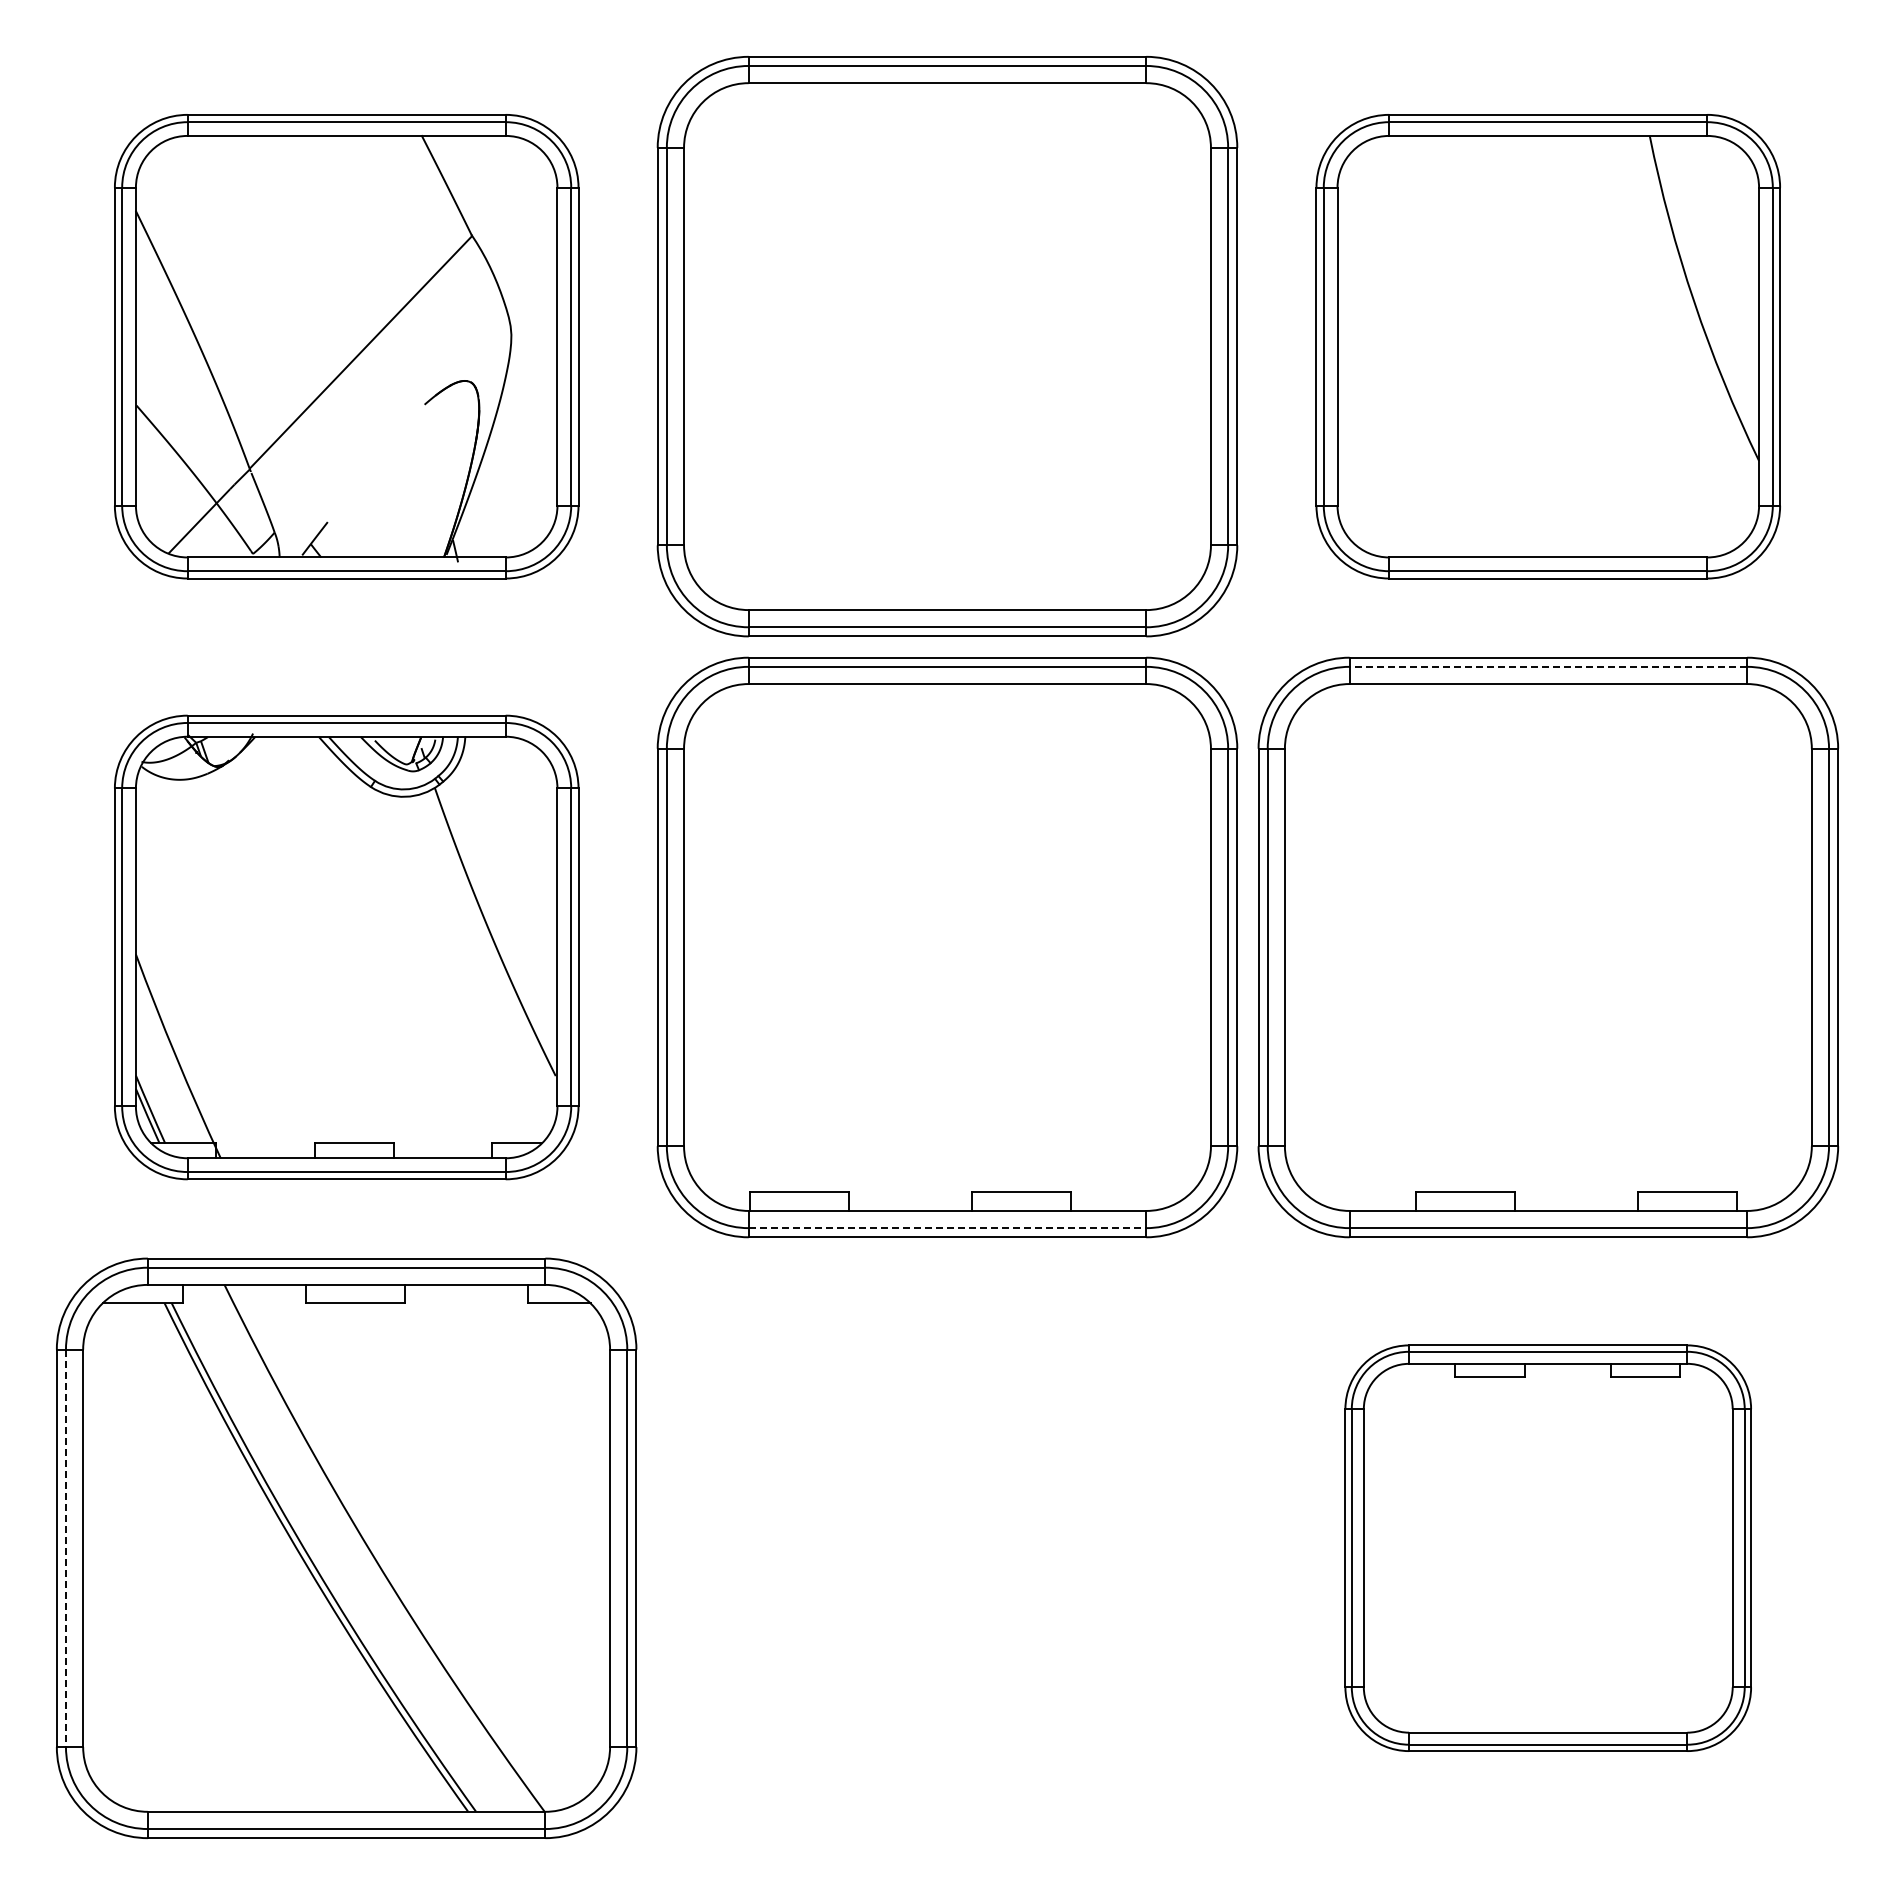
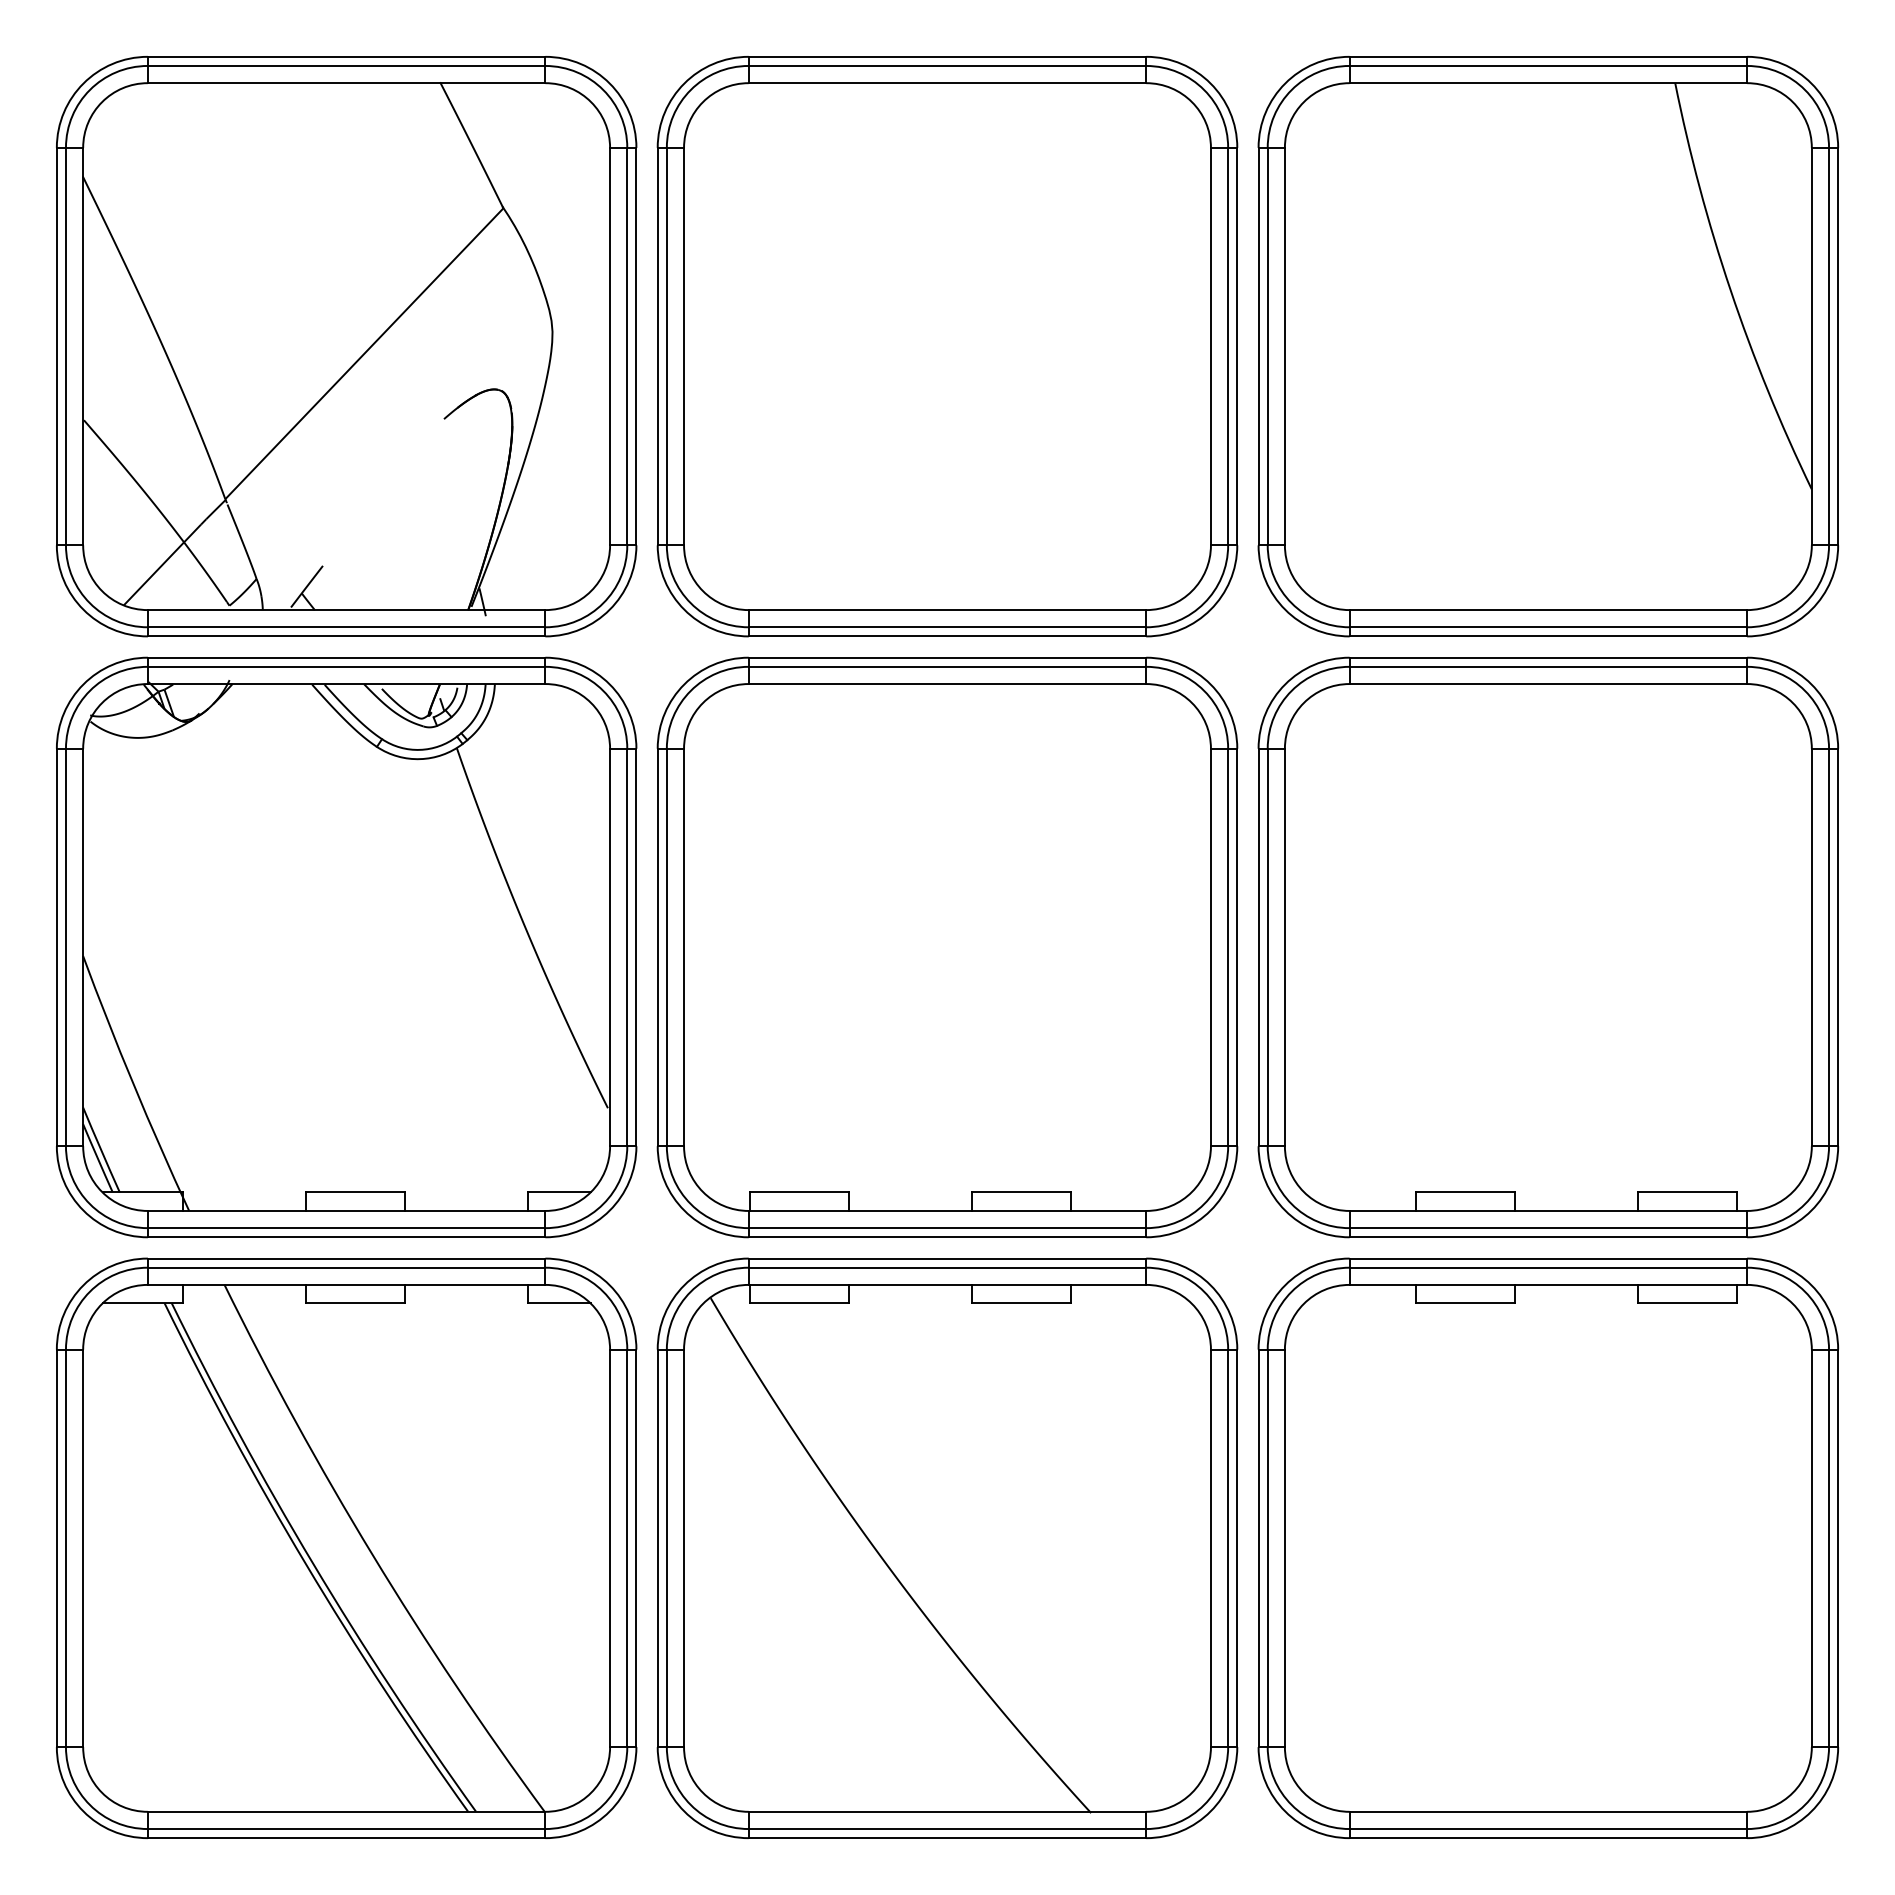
part size: 466x466 px -> 582x582 px (346, 346)
part size: 466x466 px -> 582x582 px (1547, 346)
line: dashed -> solid (1548, 666)
part size: 466x467 px -> 582x583 px (346, 947)
line: dashed -> solid (947, 1228)
part: none -> present (947, 1547)
part size: 408x408 px -> 582x582 px (1547, 1547)
line: dashed -> solid (65, 1548)
